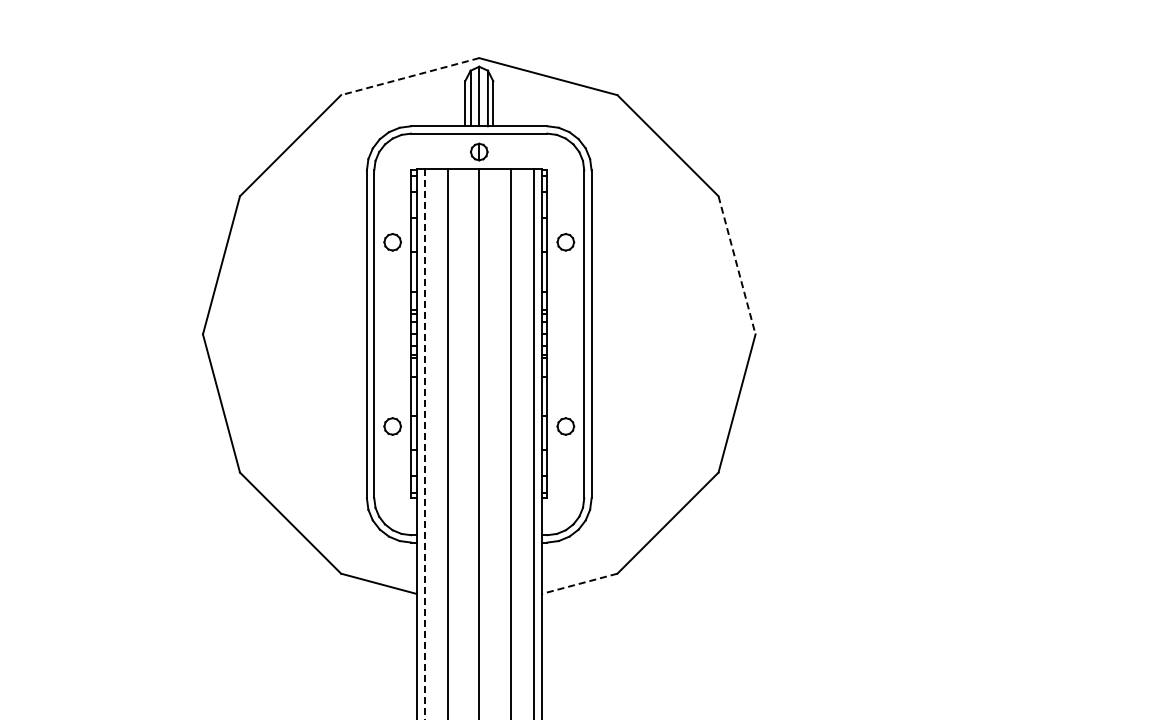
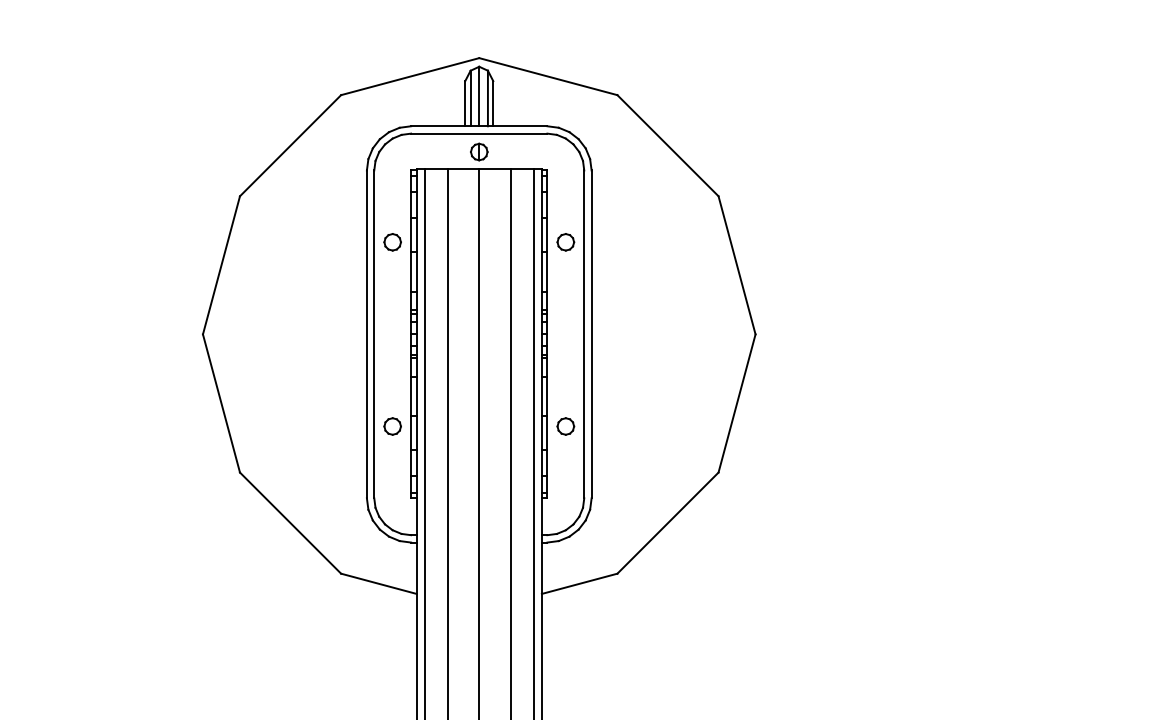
line: dashed -> solid (410, 76)
line: dashed -> solid (737, 265)
line: dashed -> solid (425, 444)
line: dashed -> solid (579, 583)
